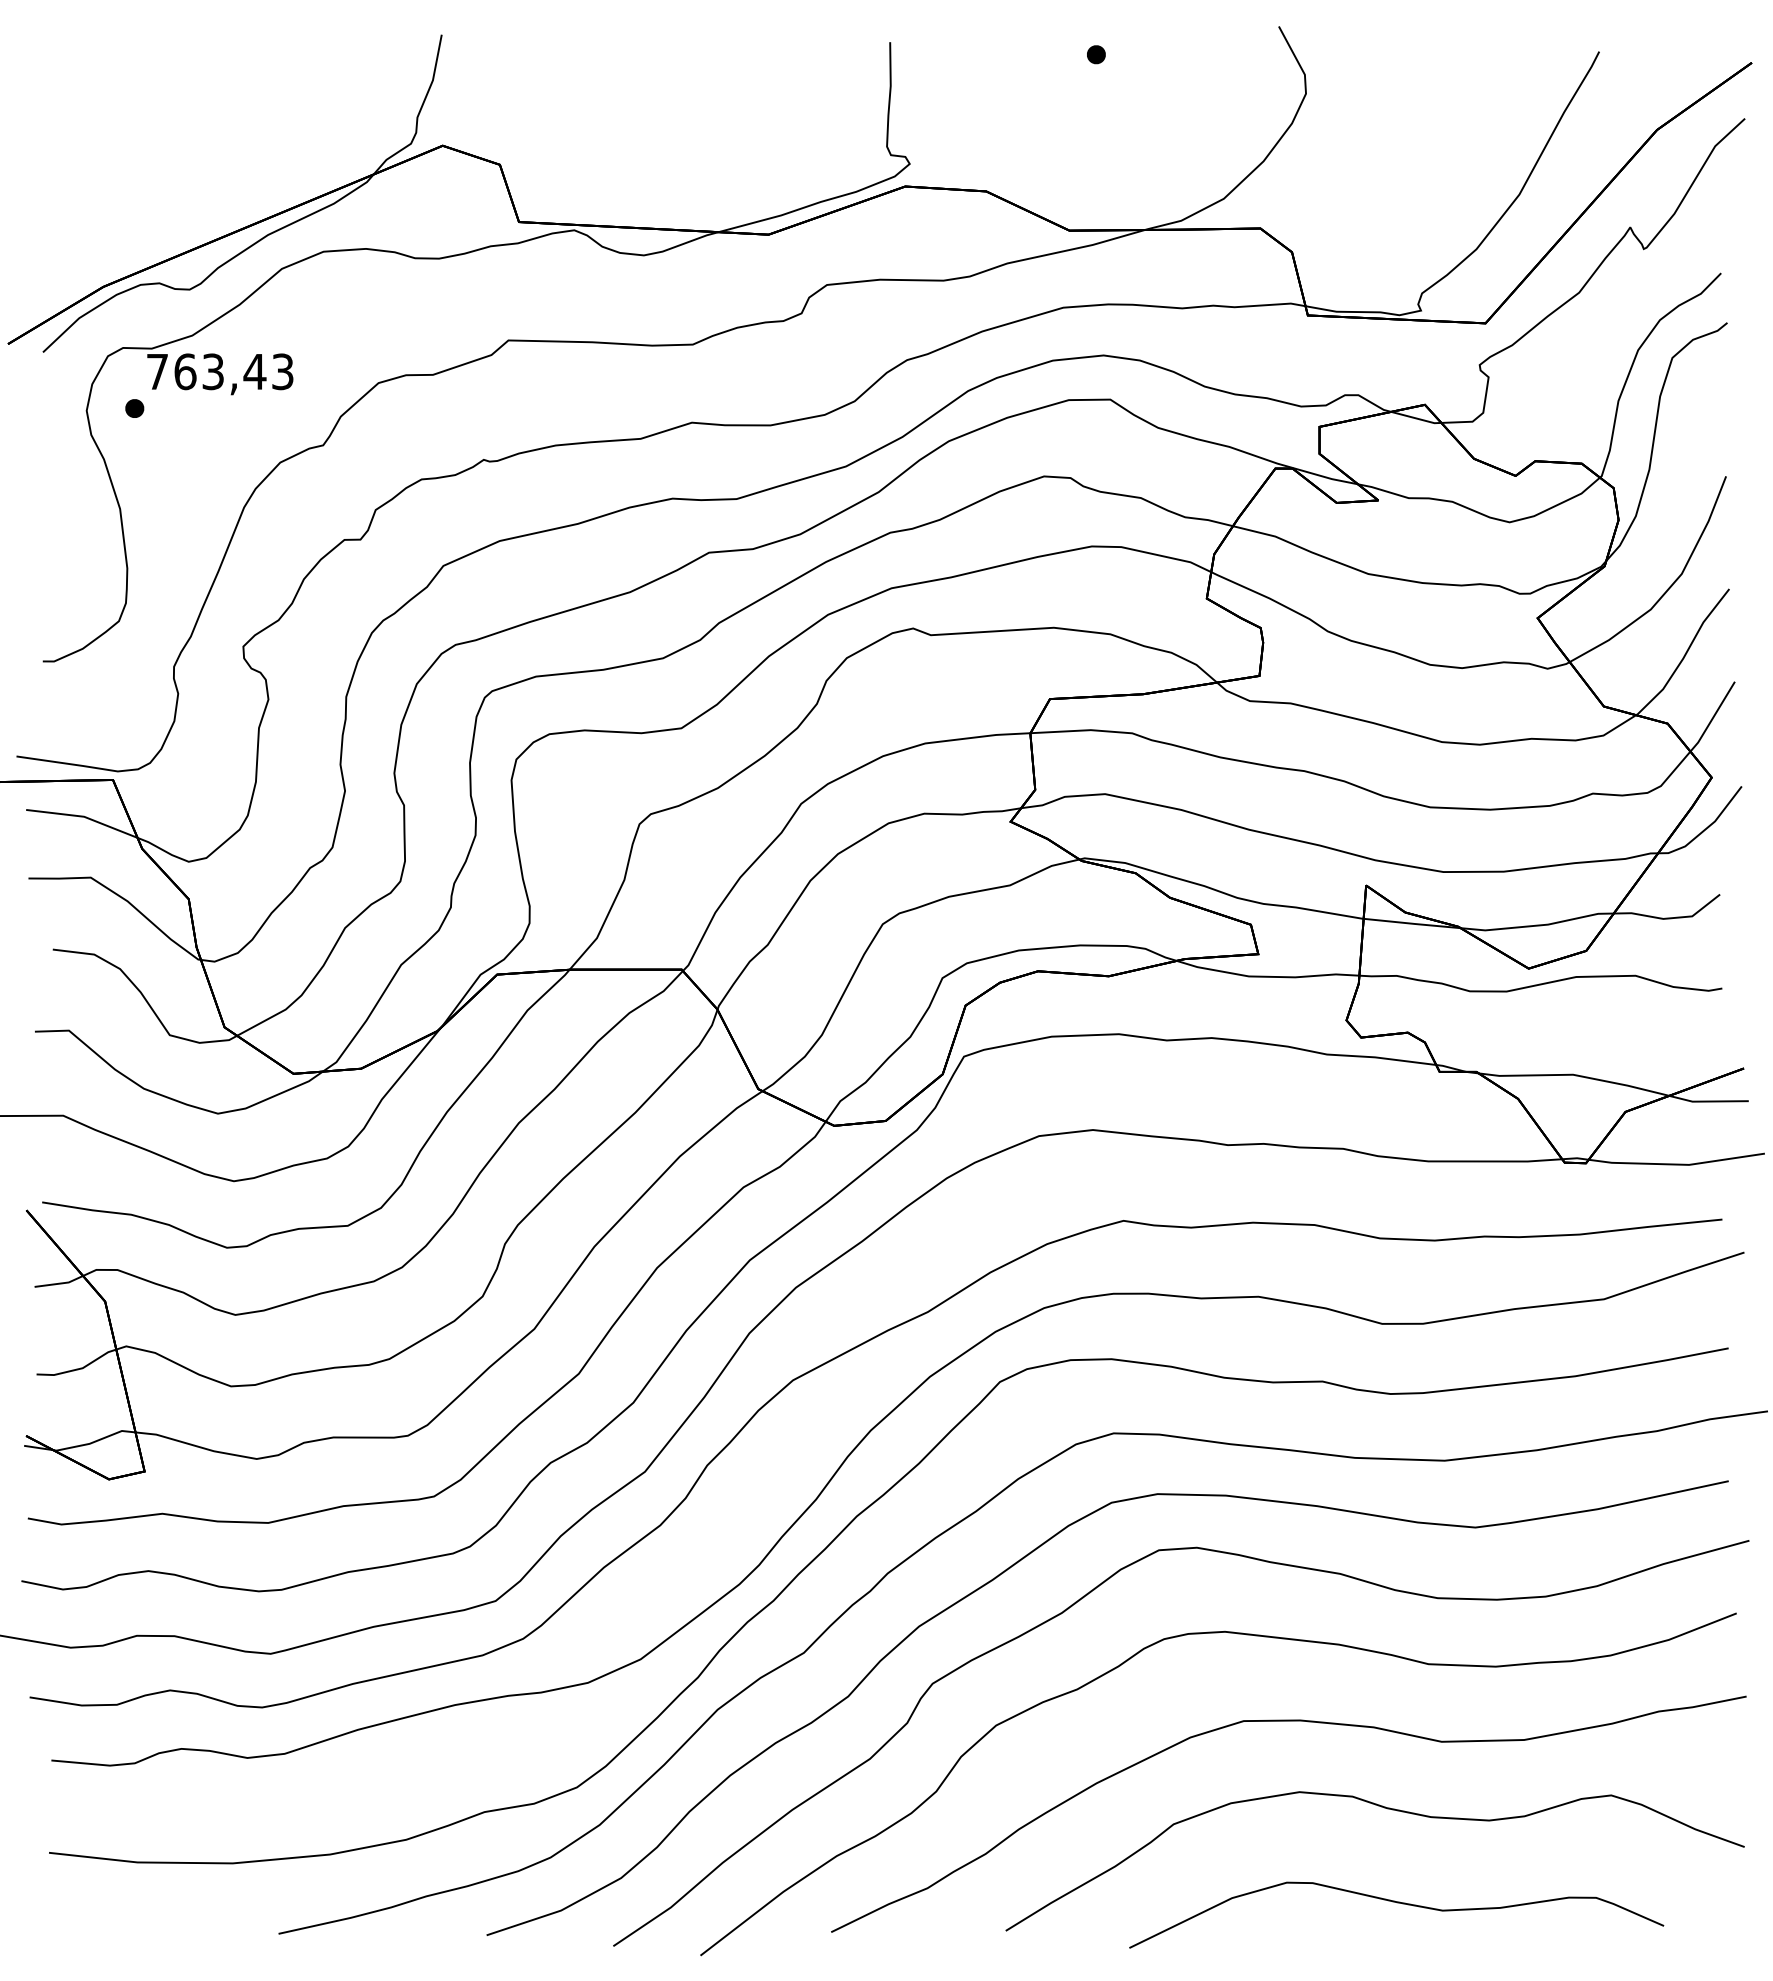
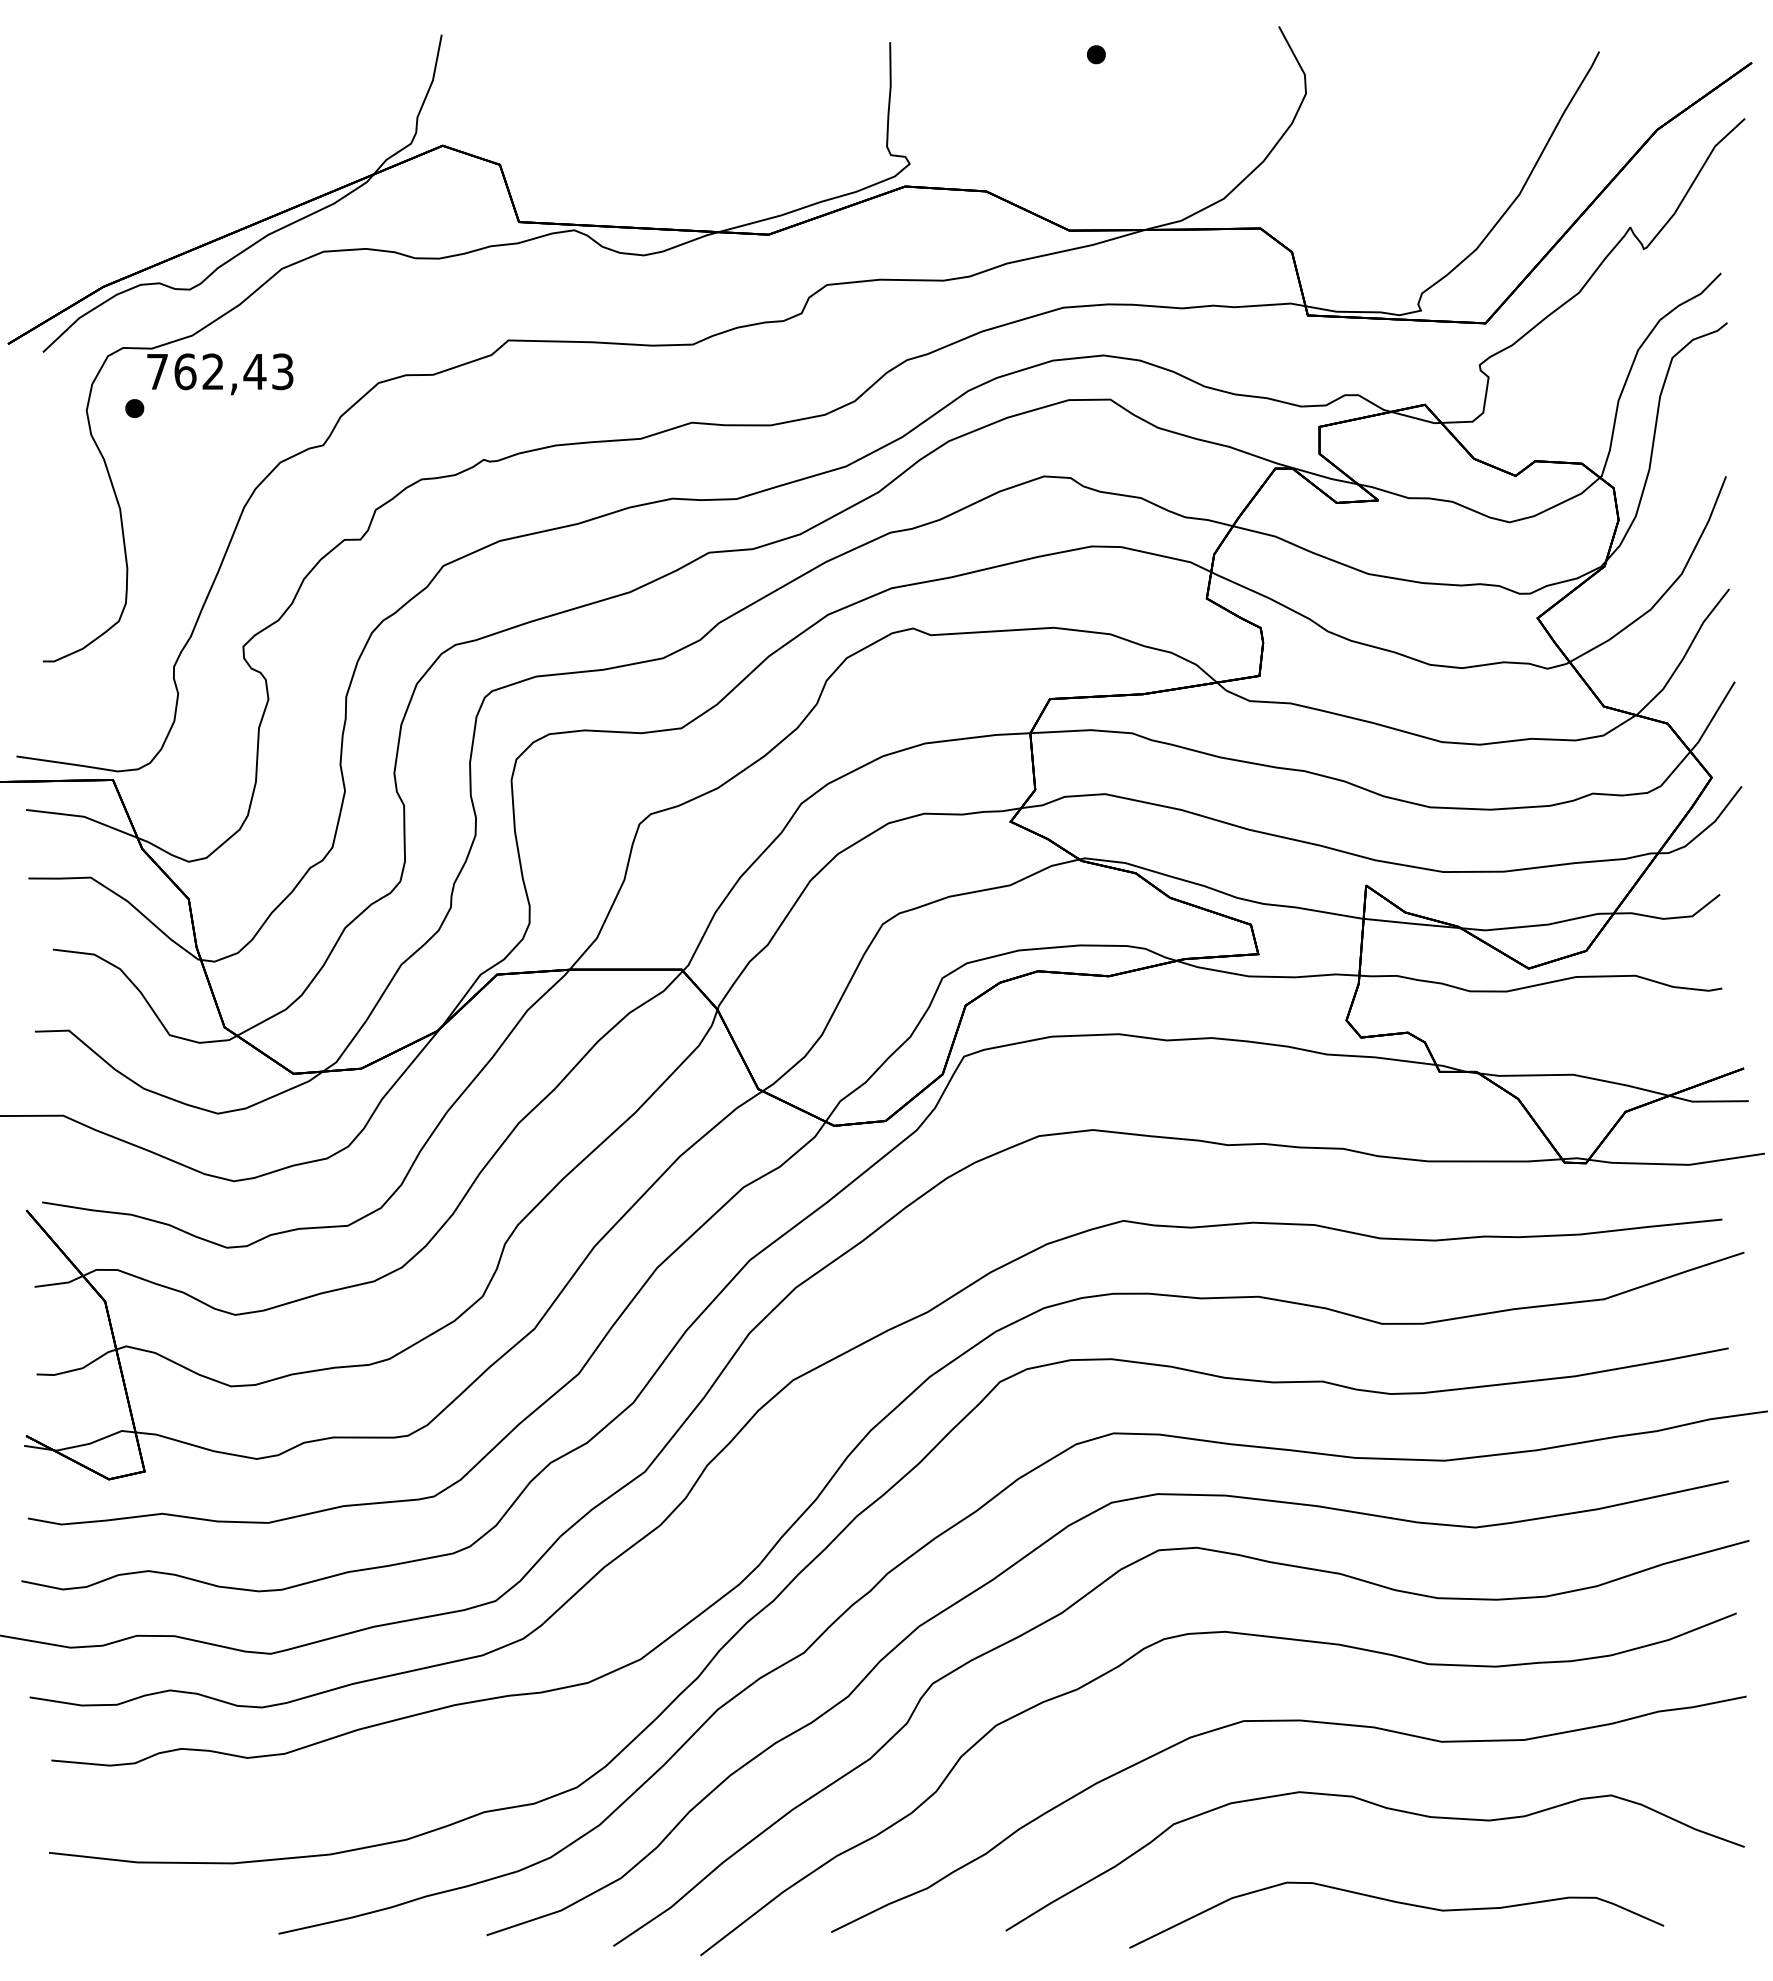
text: 763,43 -> 762,43 (212, 371)
